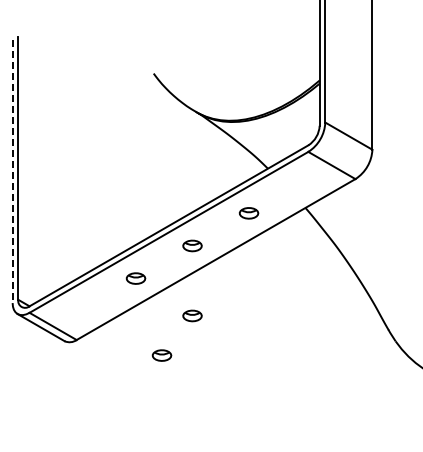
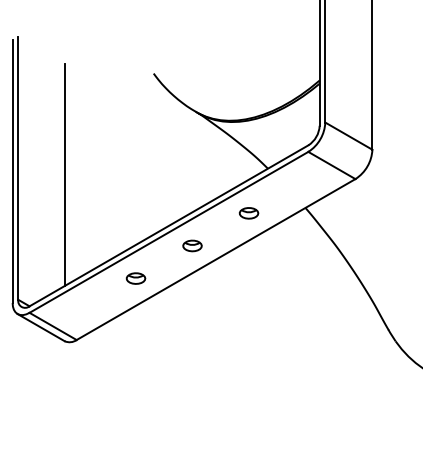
line: dashed -> solid (12, 171)
line: none -> present (65, 174)
part: present -> none (192, 315)
part: present -> none (161, 355)
